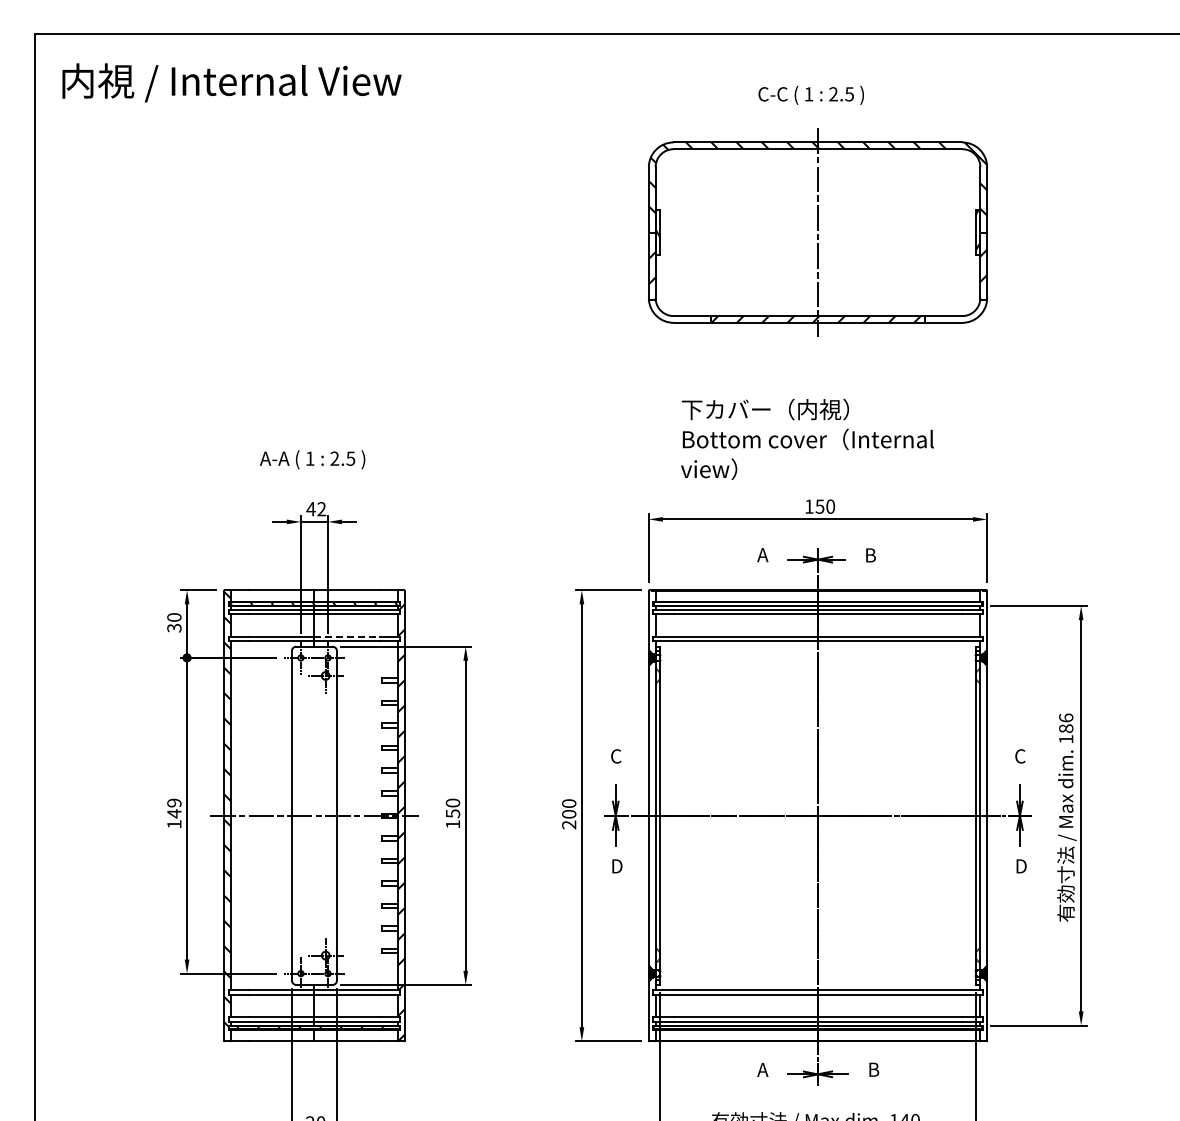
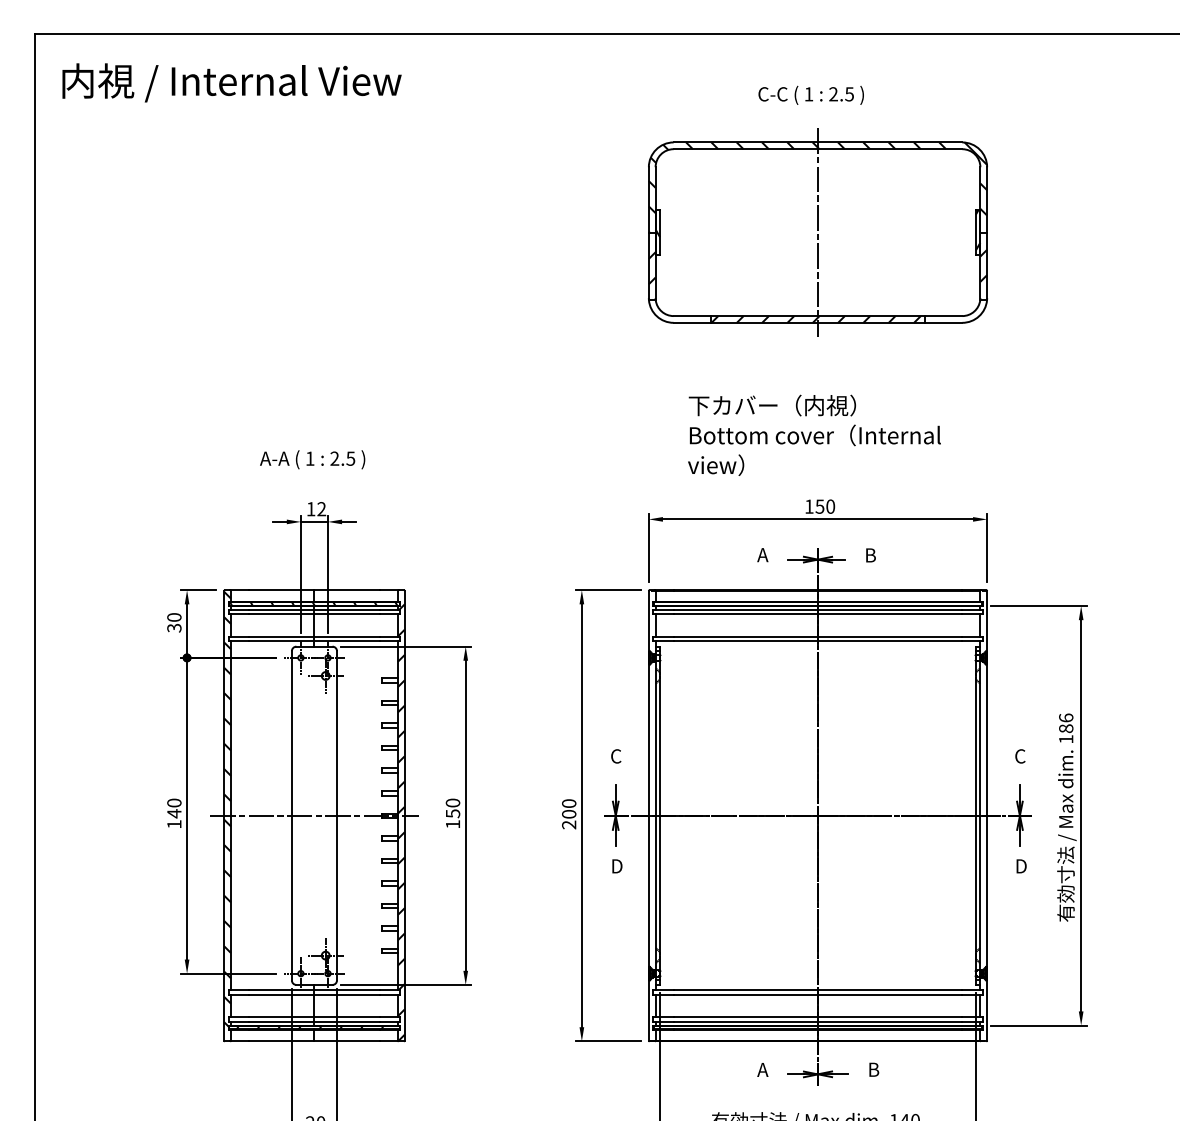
text position: (807, 438) -> (814, 434) (814, 434)
text: 42 -> 12 (310, 509)
line: dashed -> solid (347, 636)
text: 149 -> 140 (174, 802)
